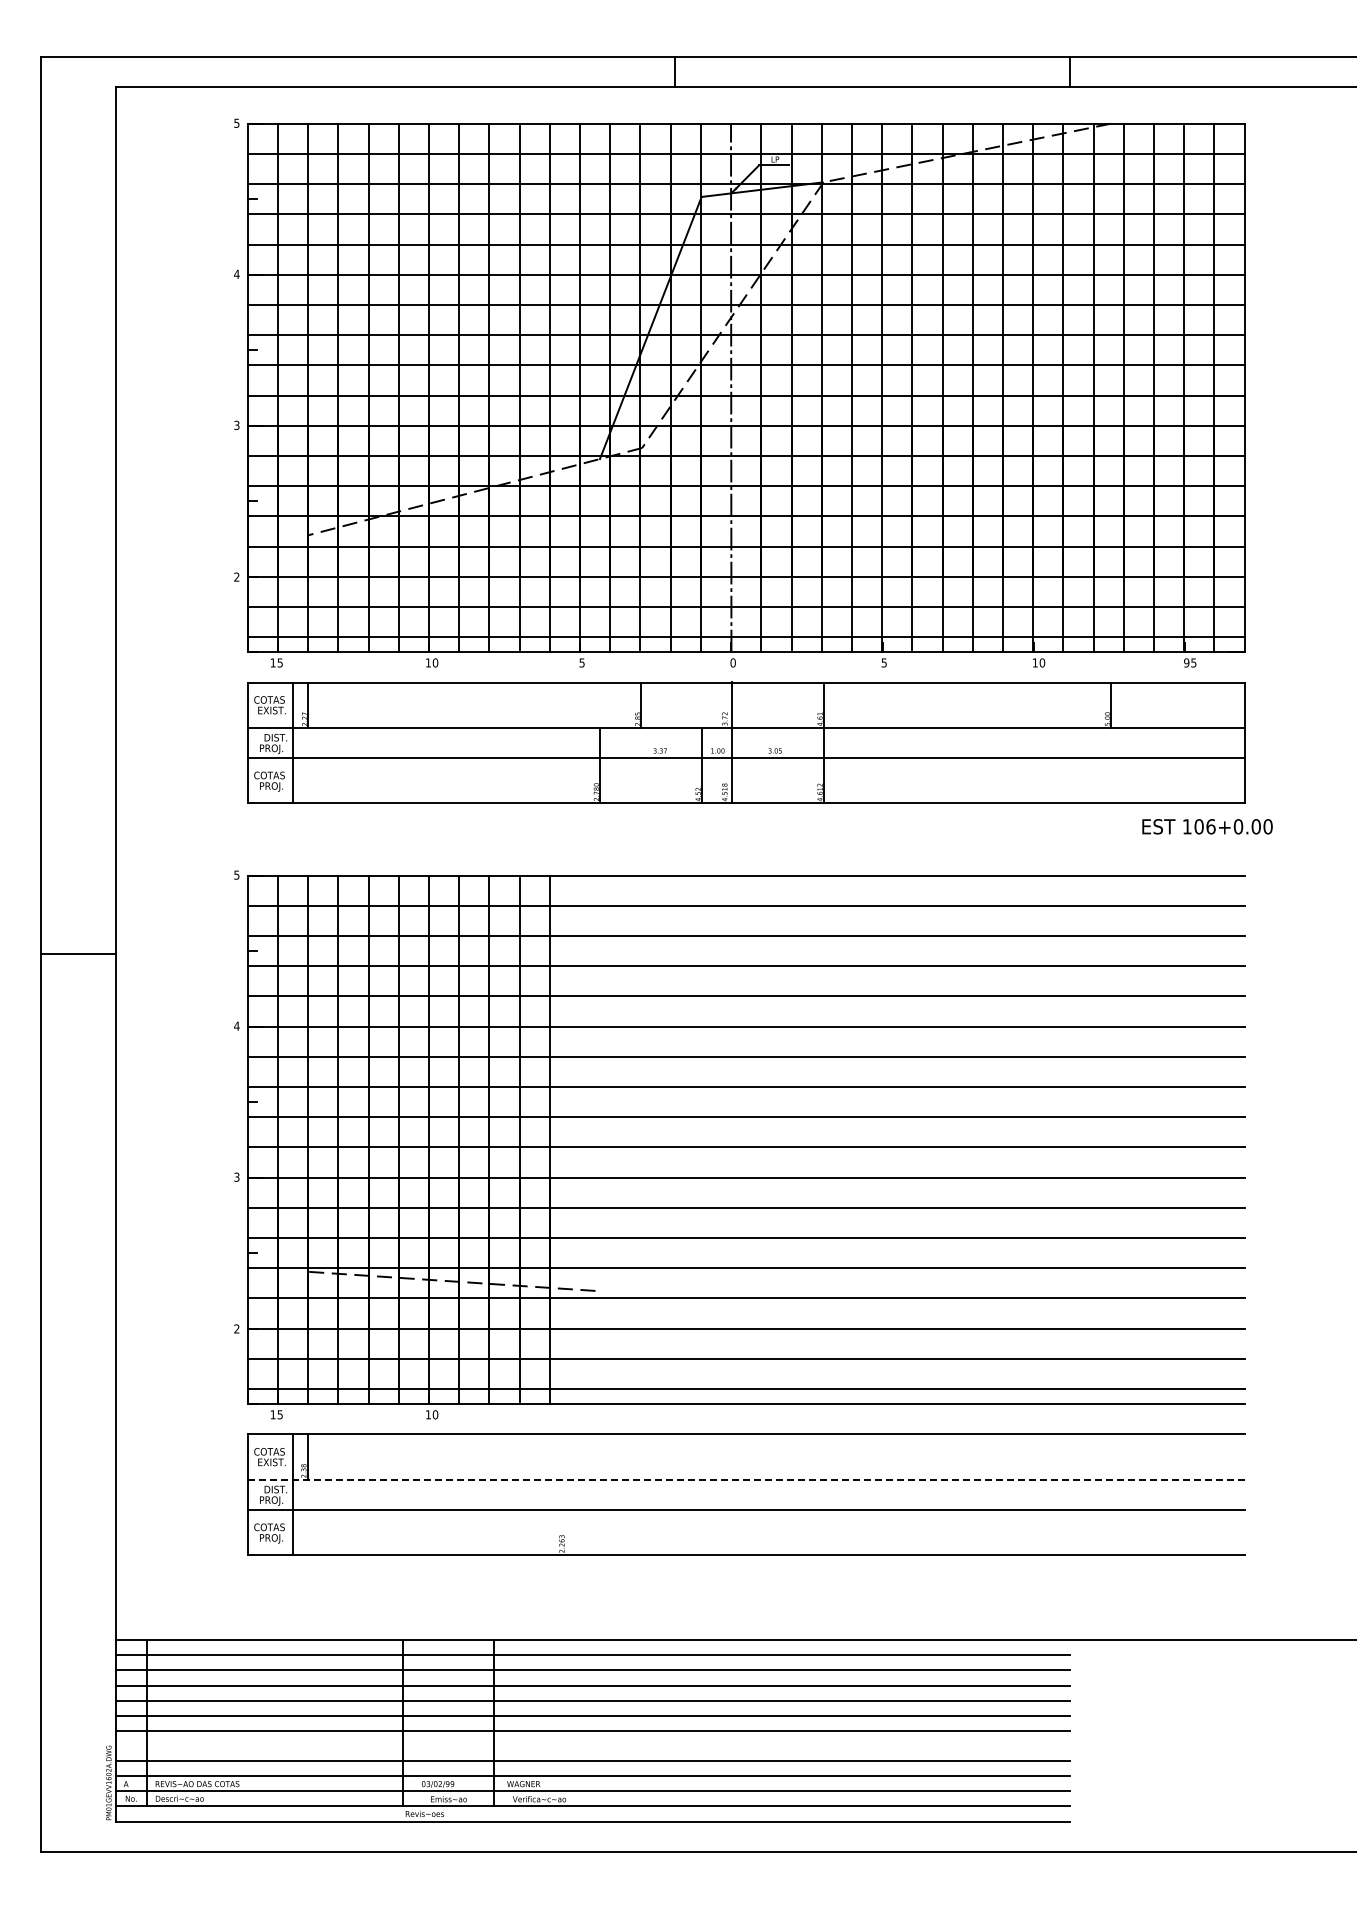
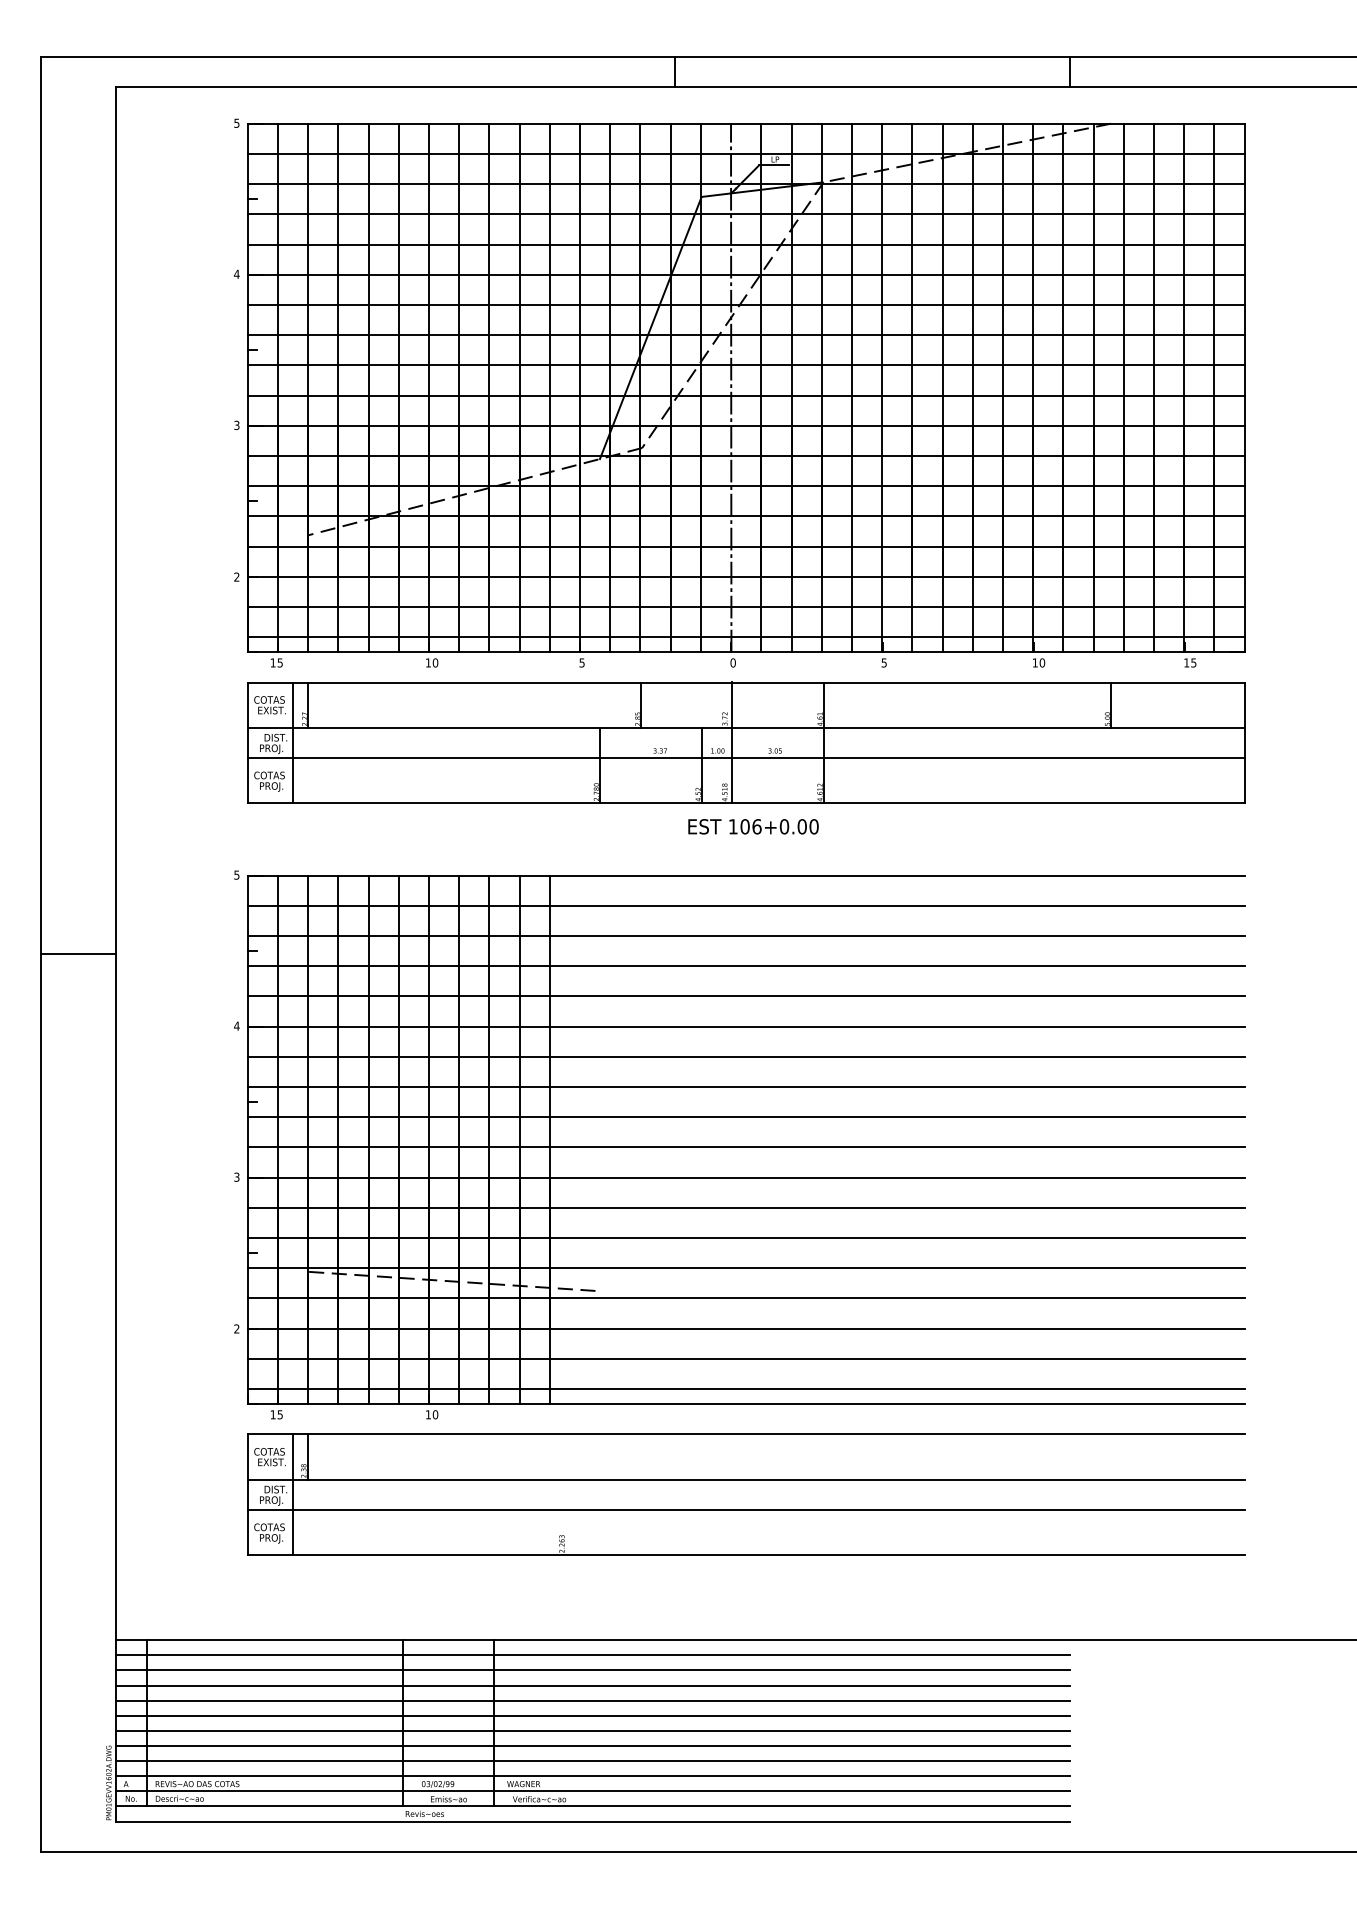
text: 95 -> 15 (1186, 662)
text position: (1207, 826) -> (753, 826) (753, 826)
line: dashed -> solid (745, 1479)
line: none -> present (592, 1745)
